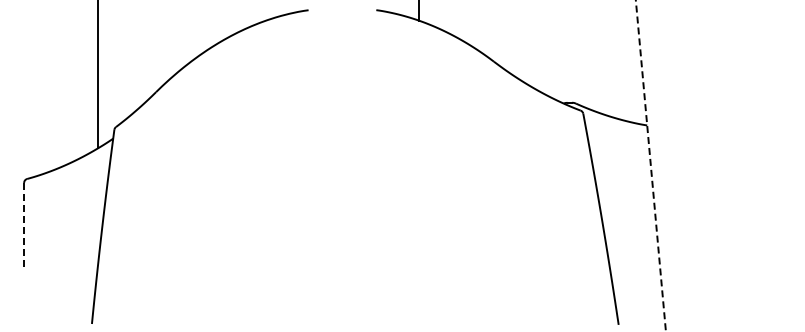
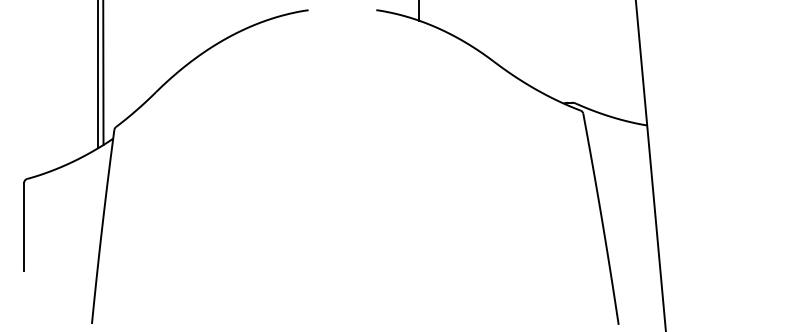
line: none -> present (103, 73)
line: dashed -> solid (650, 165)
line: dashed -> solid (24, 227)
